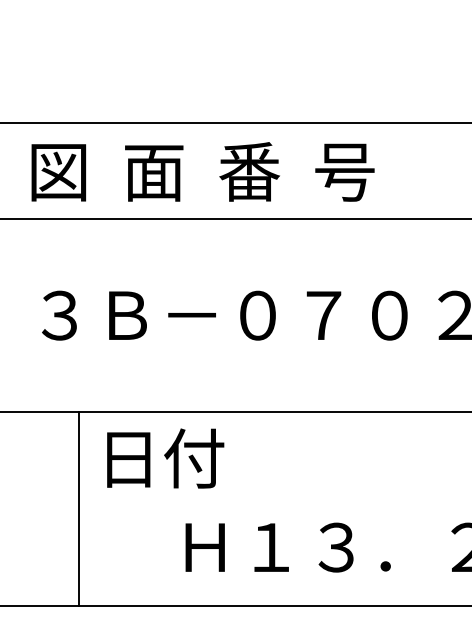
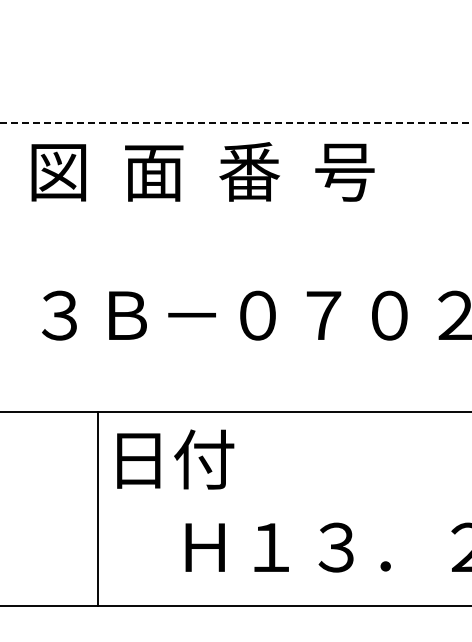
line: solid -> dashed (236, 122)
line: present -> none (235, 219)
text position: (165, 458) -> (175, 459) (175, 459)
line position: (78, 508) -> (97, 508) (97, 508)
